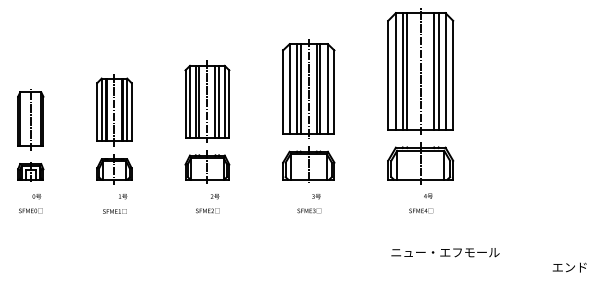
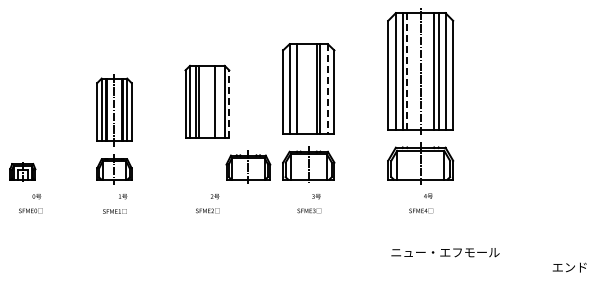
line: solid -> dashed (407, 71)
line: present -> none (300, 88)
line: present -> none (308, 88)
line: solid -> dashed (327, 89)
line: present -> none (207, 101)
line: present -> none (219, 101)
line: solid -> dashed (229, 104)
part: present -> none (30, 119)
part position: (207, 166) -> (248, 166) (248, 166)
part position: (30, 171) -> (22, 171) (22, 171)
